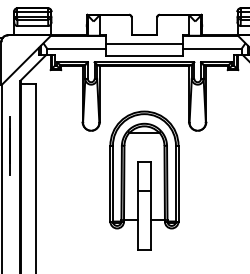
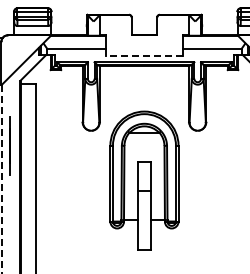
line: present -> none (143, 44)
line: solid -> dashed (143, 55)
line: solid -> dashed (1, 179)
